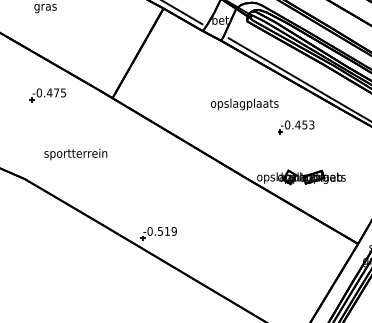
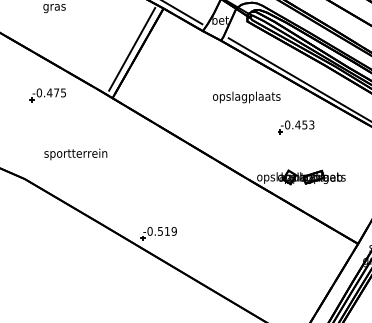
text position: (45, 8) -> (54, 8) (54, 8)
line: none -> present (132, 48)
text position: (244, 104) -> (246, 97) (246, 97)
